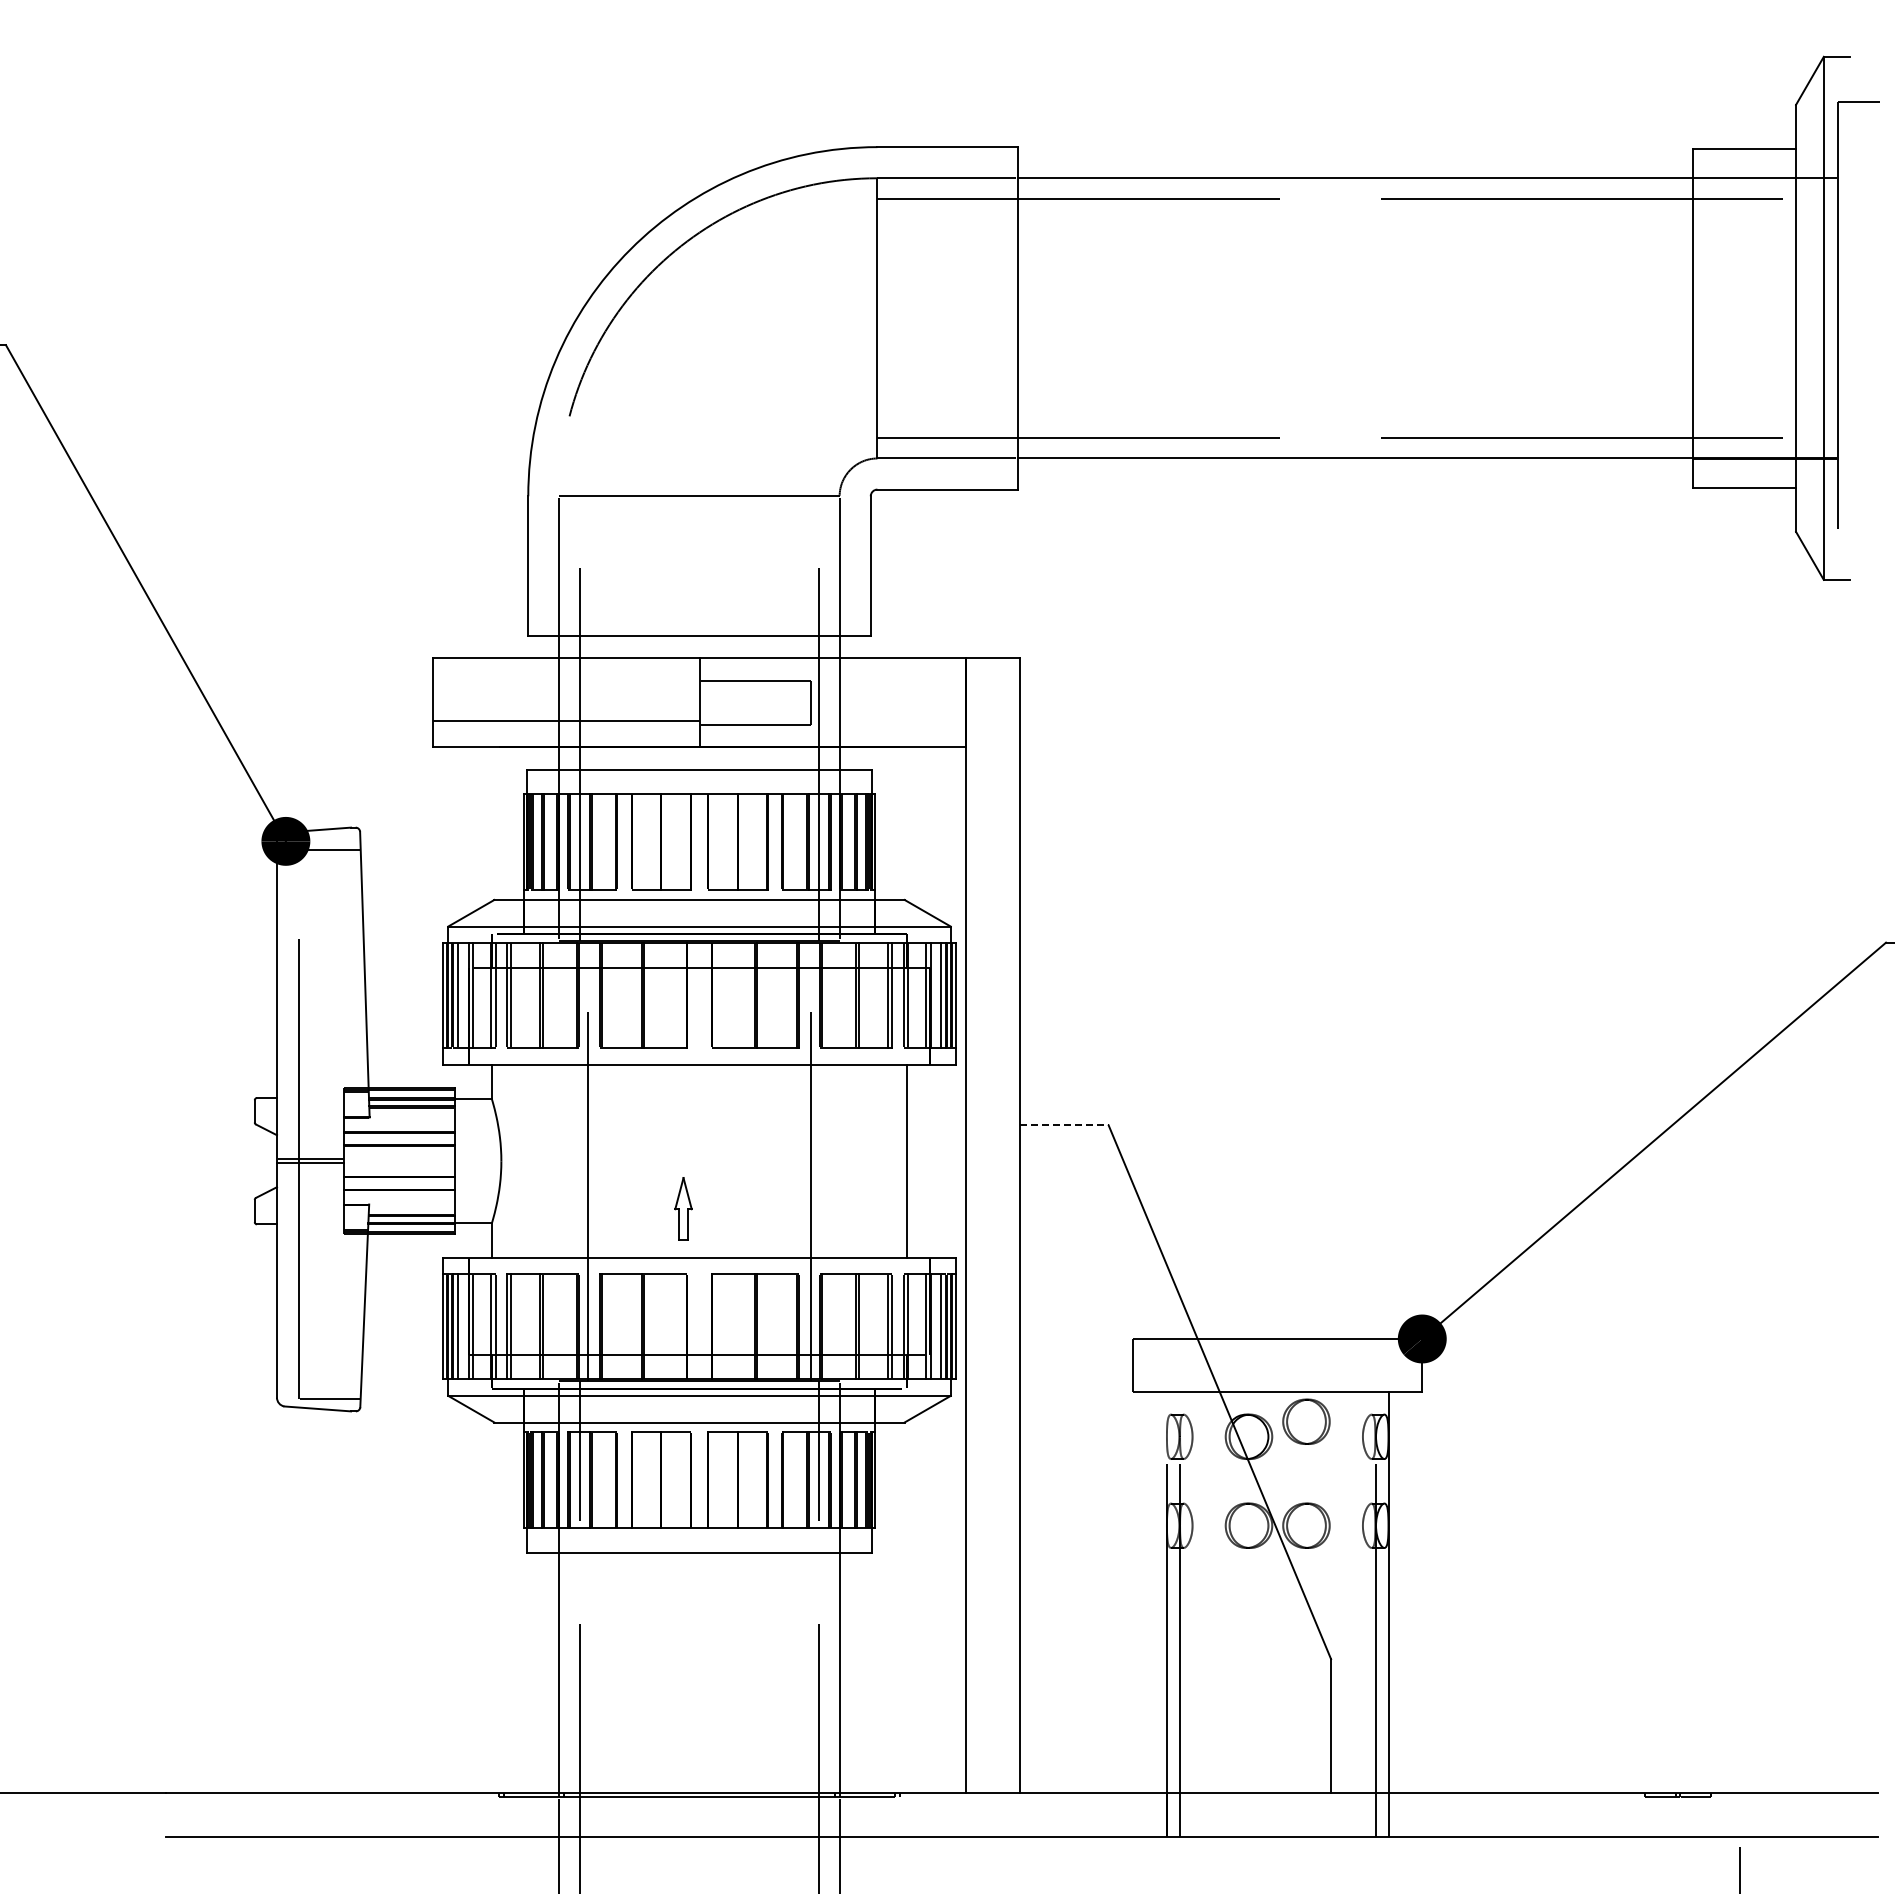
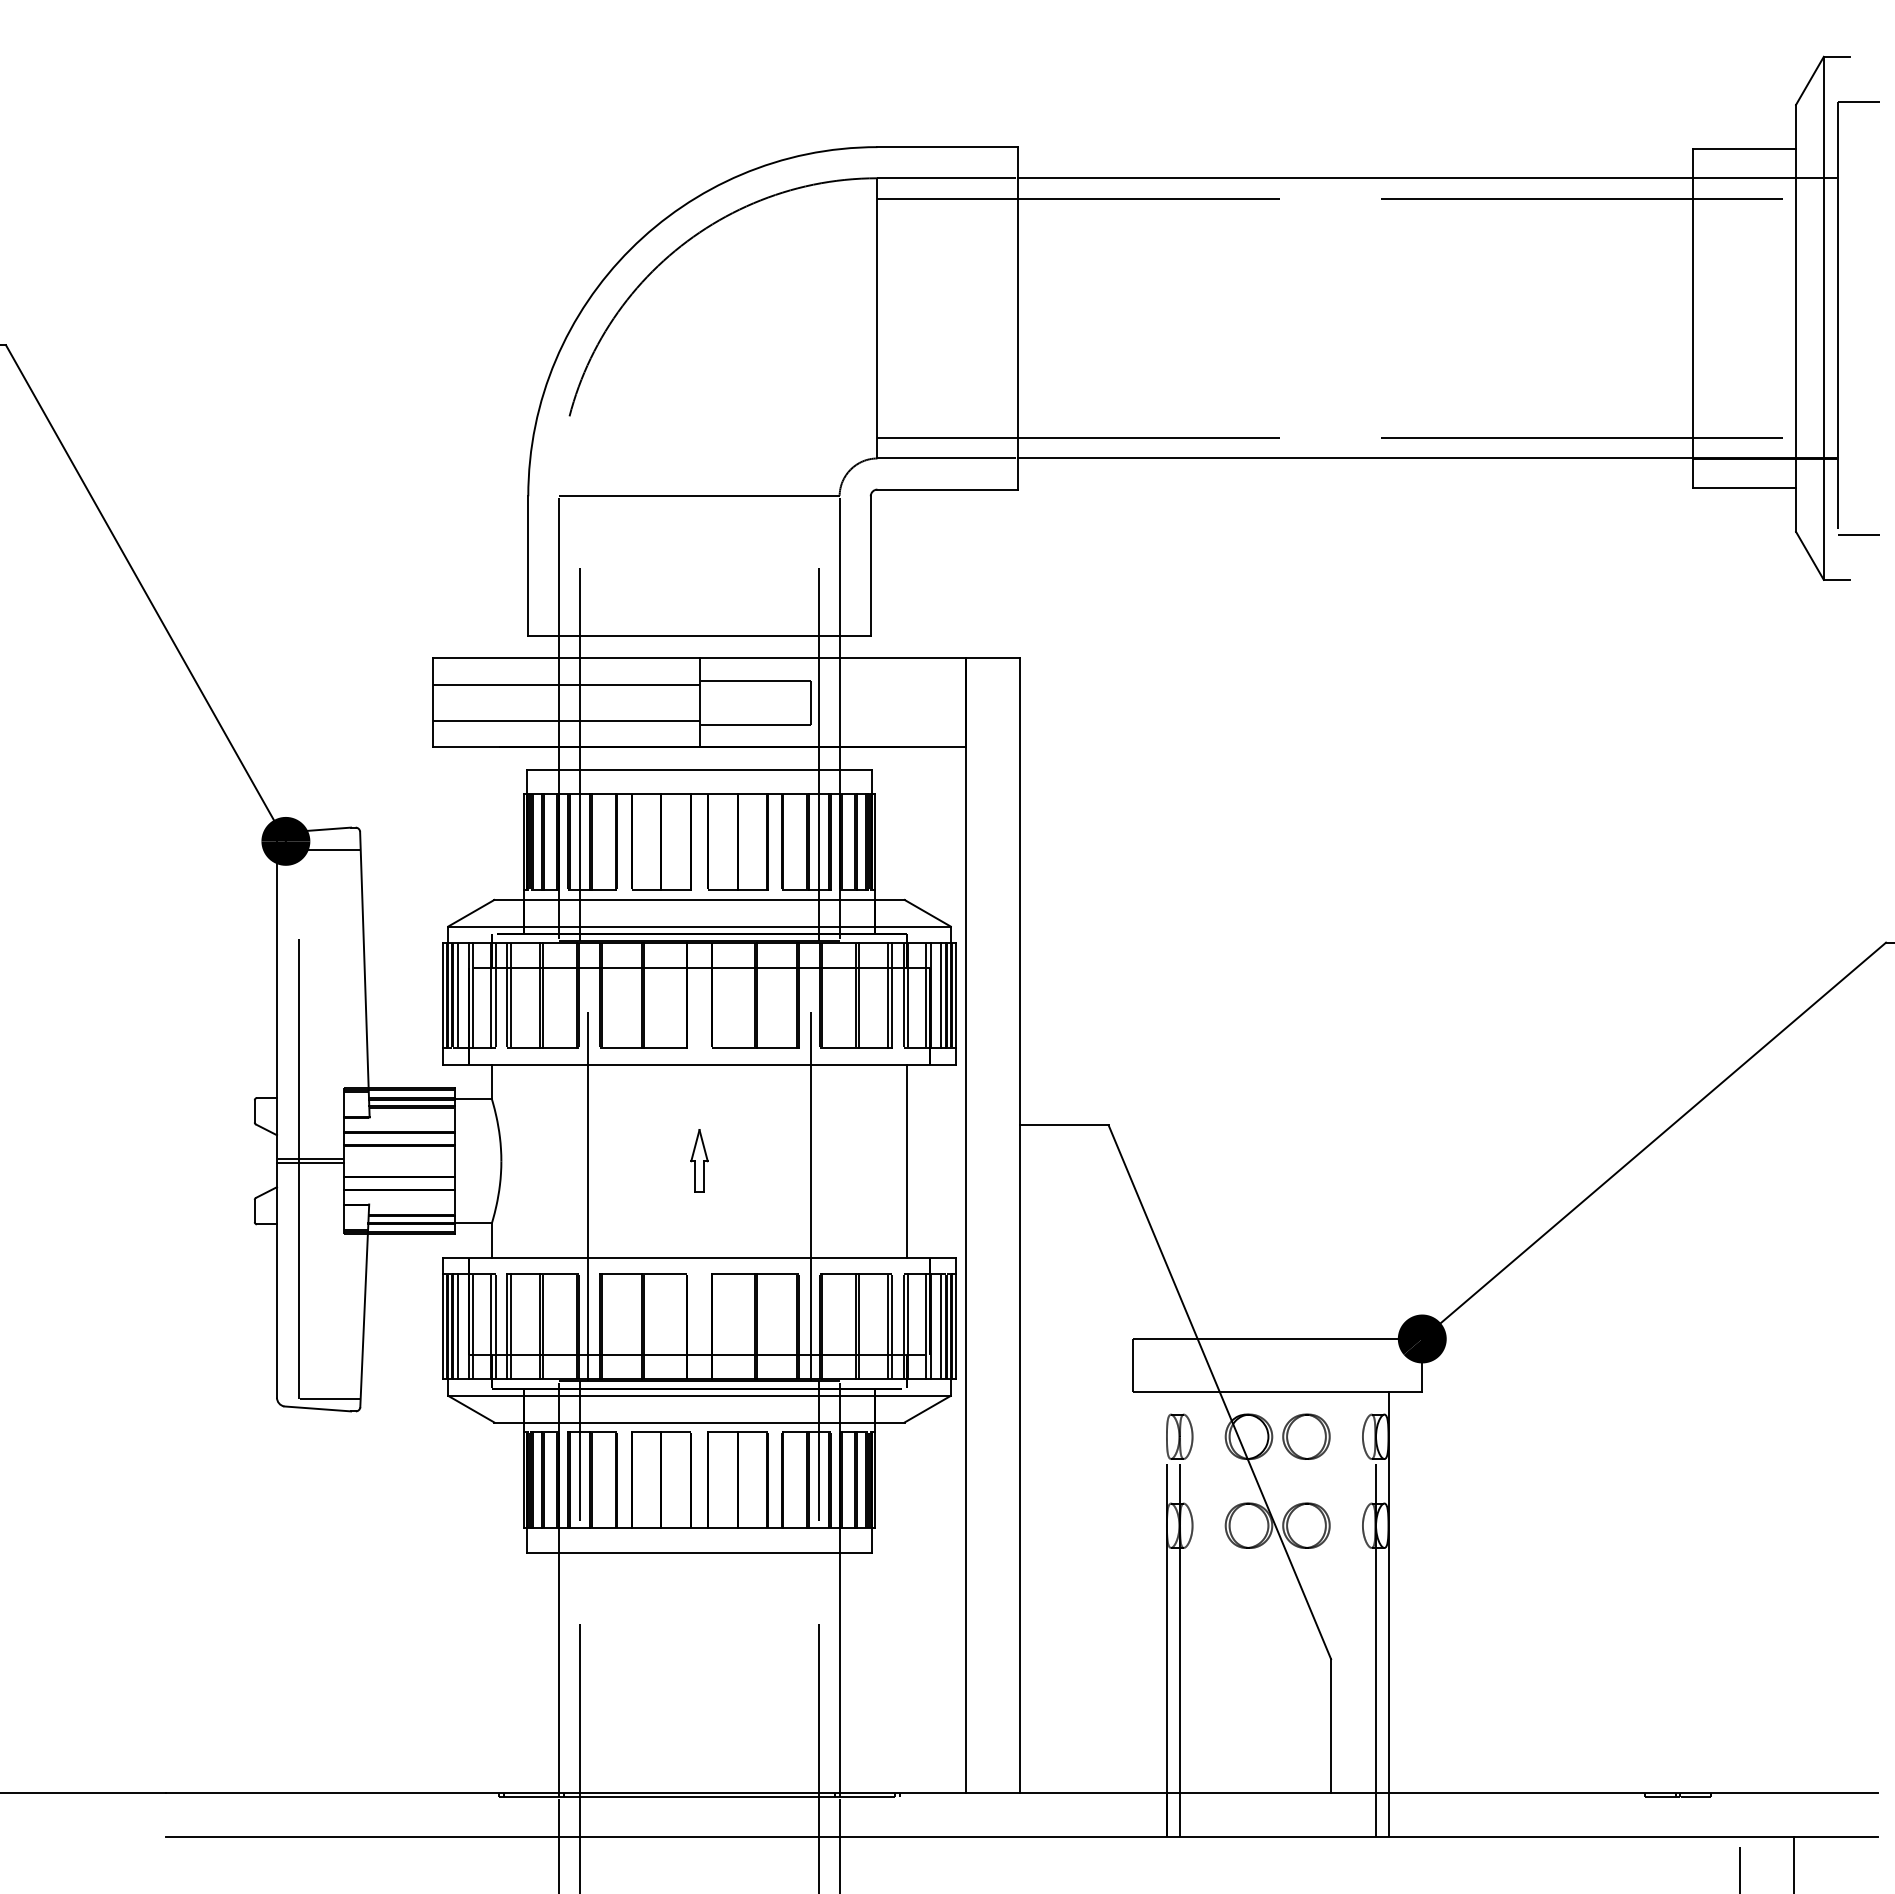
line: none -> present (1859, 534)
line: none -> present (565, 685)
line: dashed -> solid (1064, 1125)
part position: (683, 1208) -> (699, 1160) (699, 1160)
part position: (1306, 1421) -> (1306, 1436) (1306, 1436)
line: none -> present (1793, 1863)
